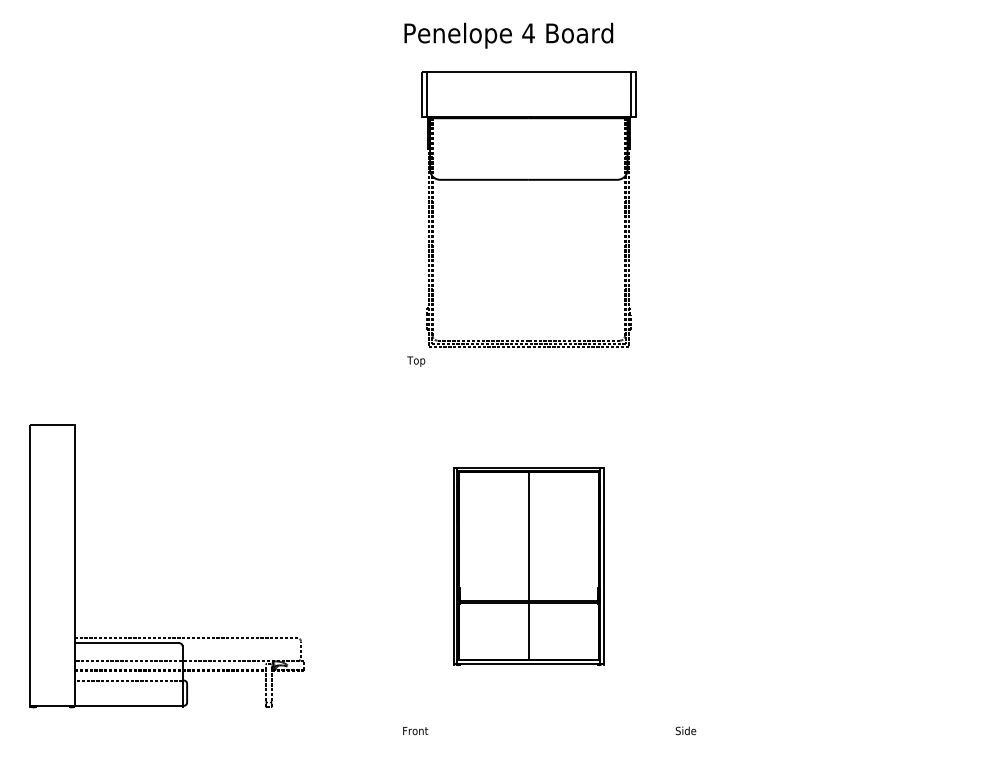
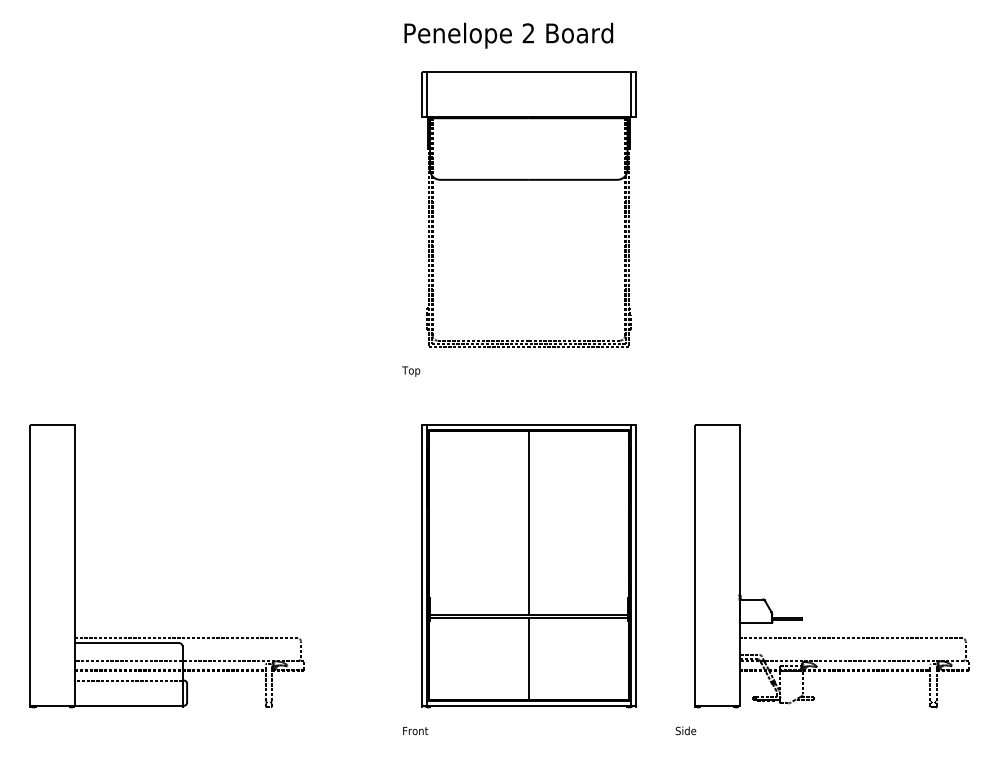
text: 4 -> 2 (528, 33)
text position: (416, 361) -> (411, 371) (411, 371)
part size: 152x199 px -> 216x285 px (528, 566)
part: none -> present (802, 617)
